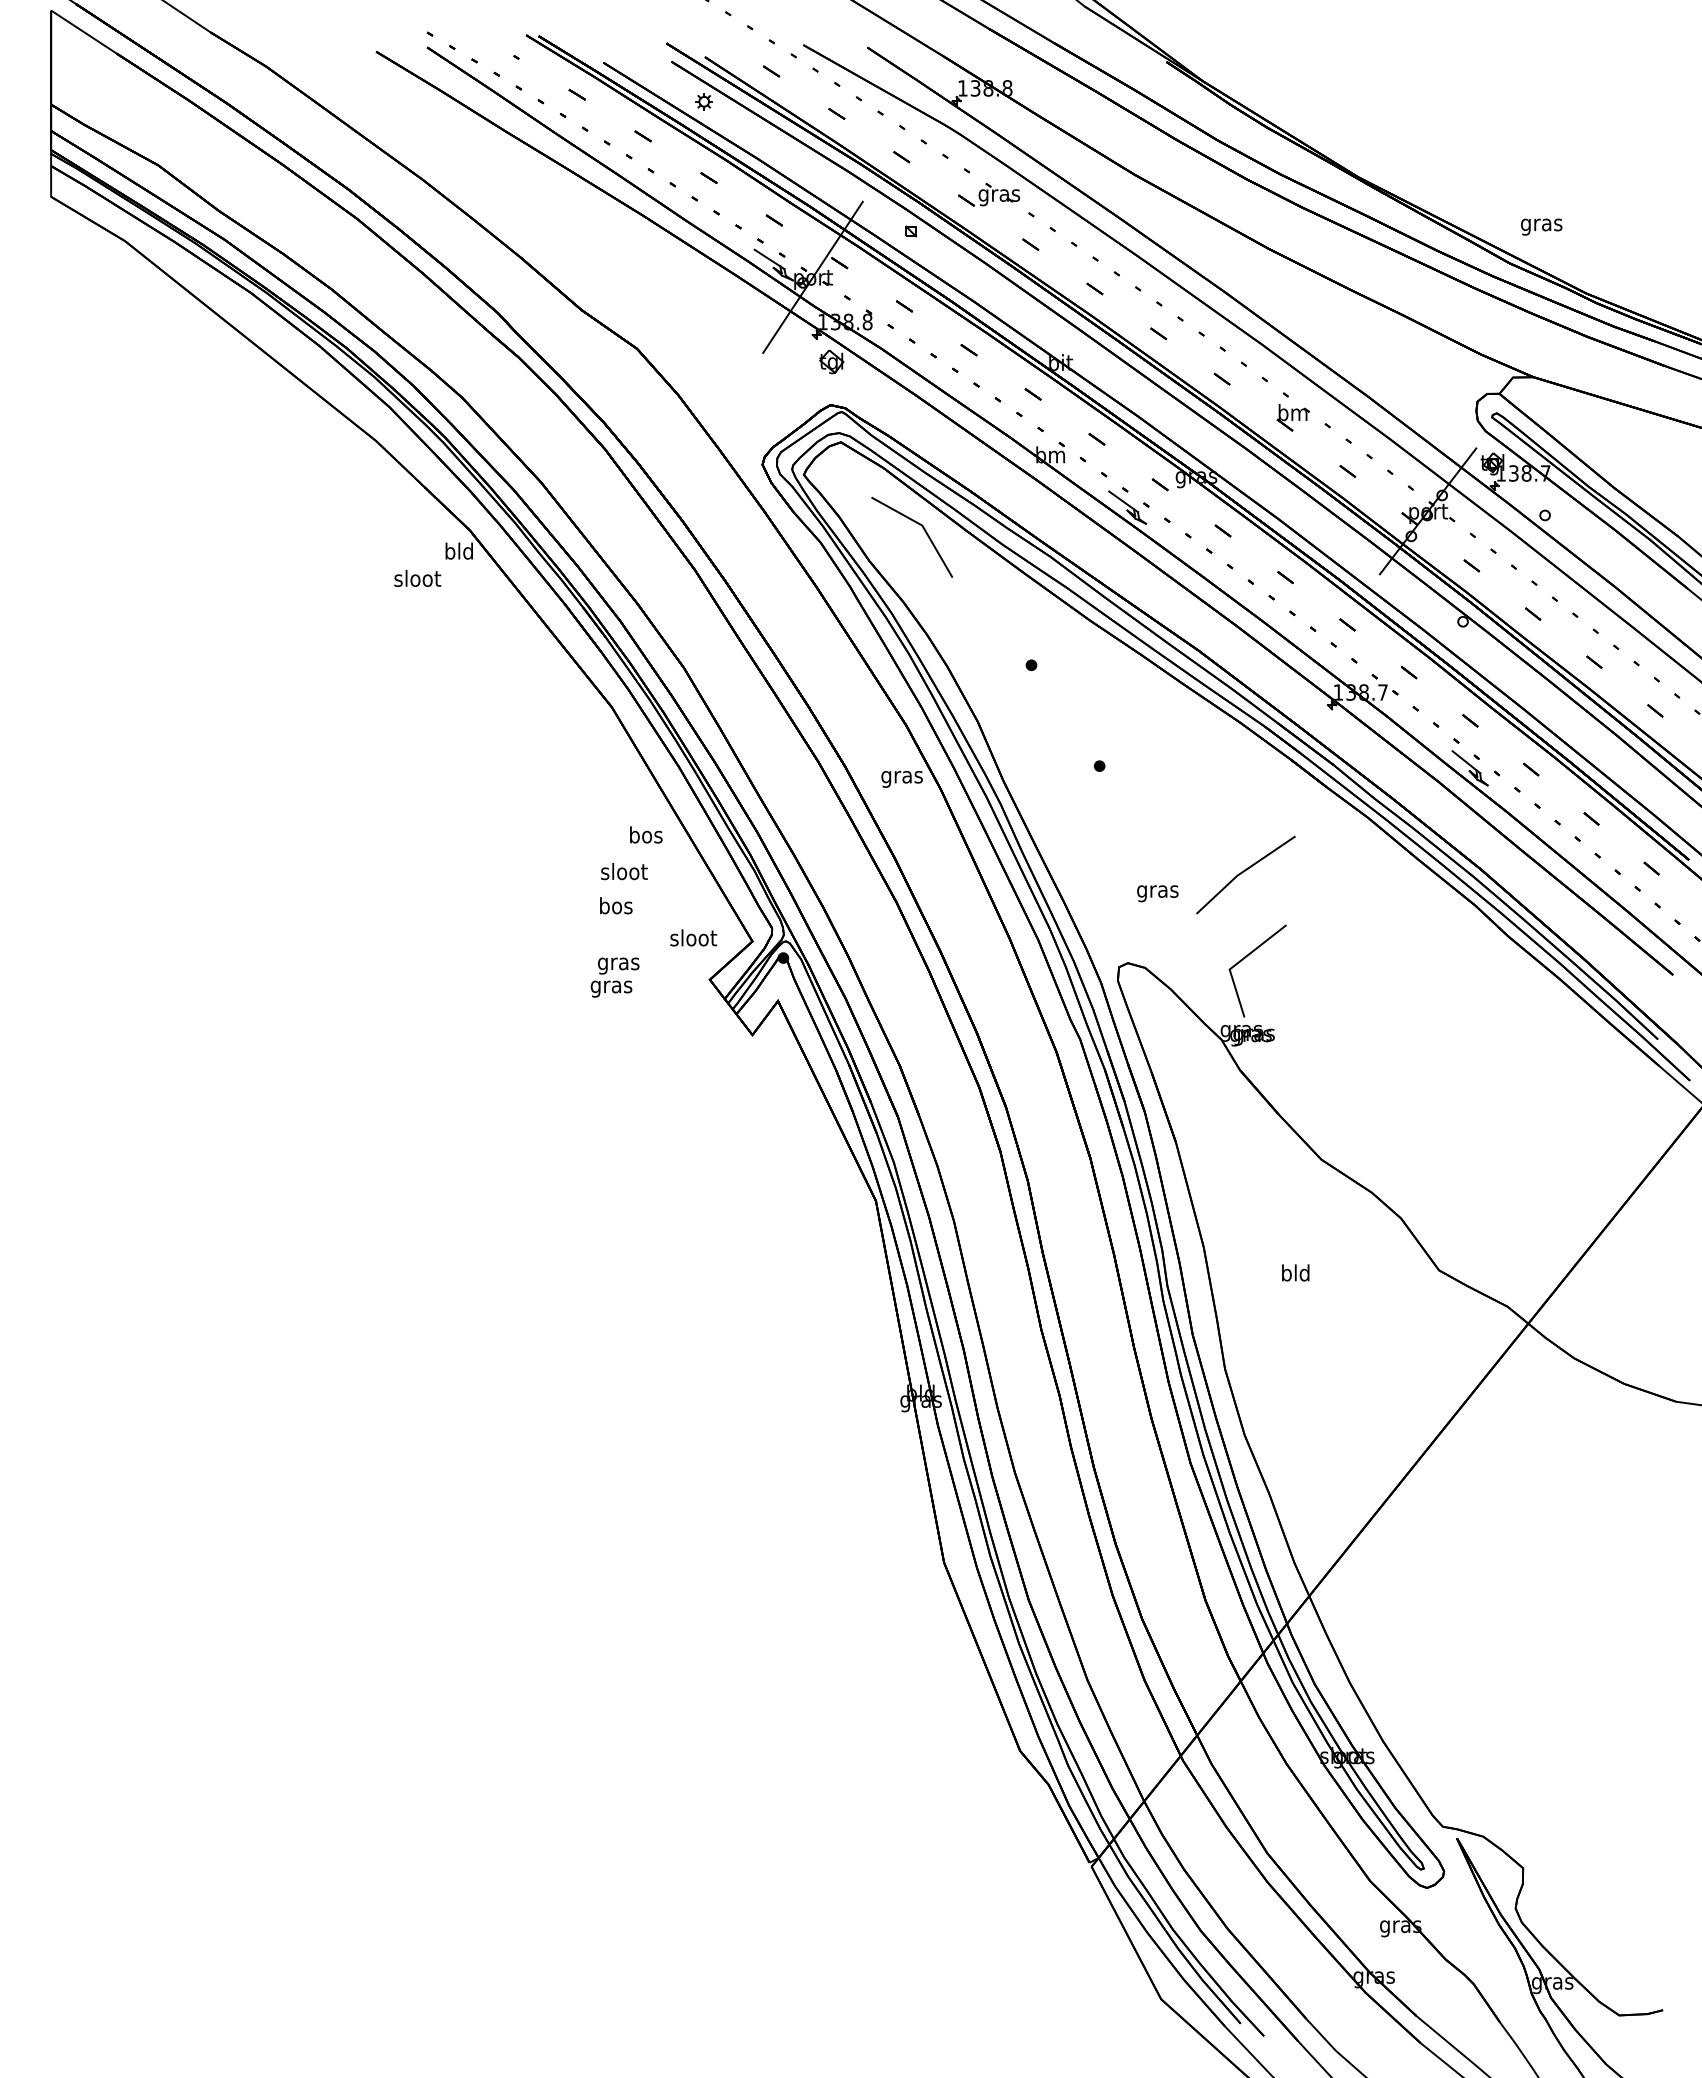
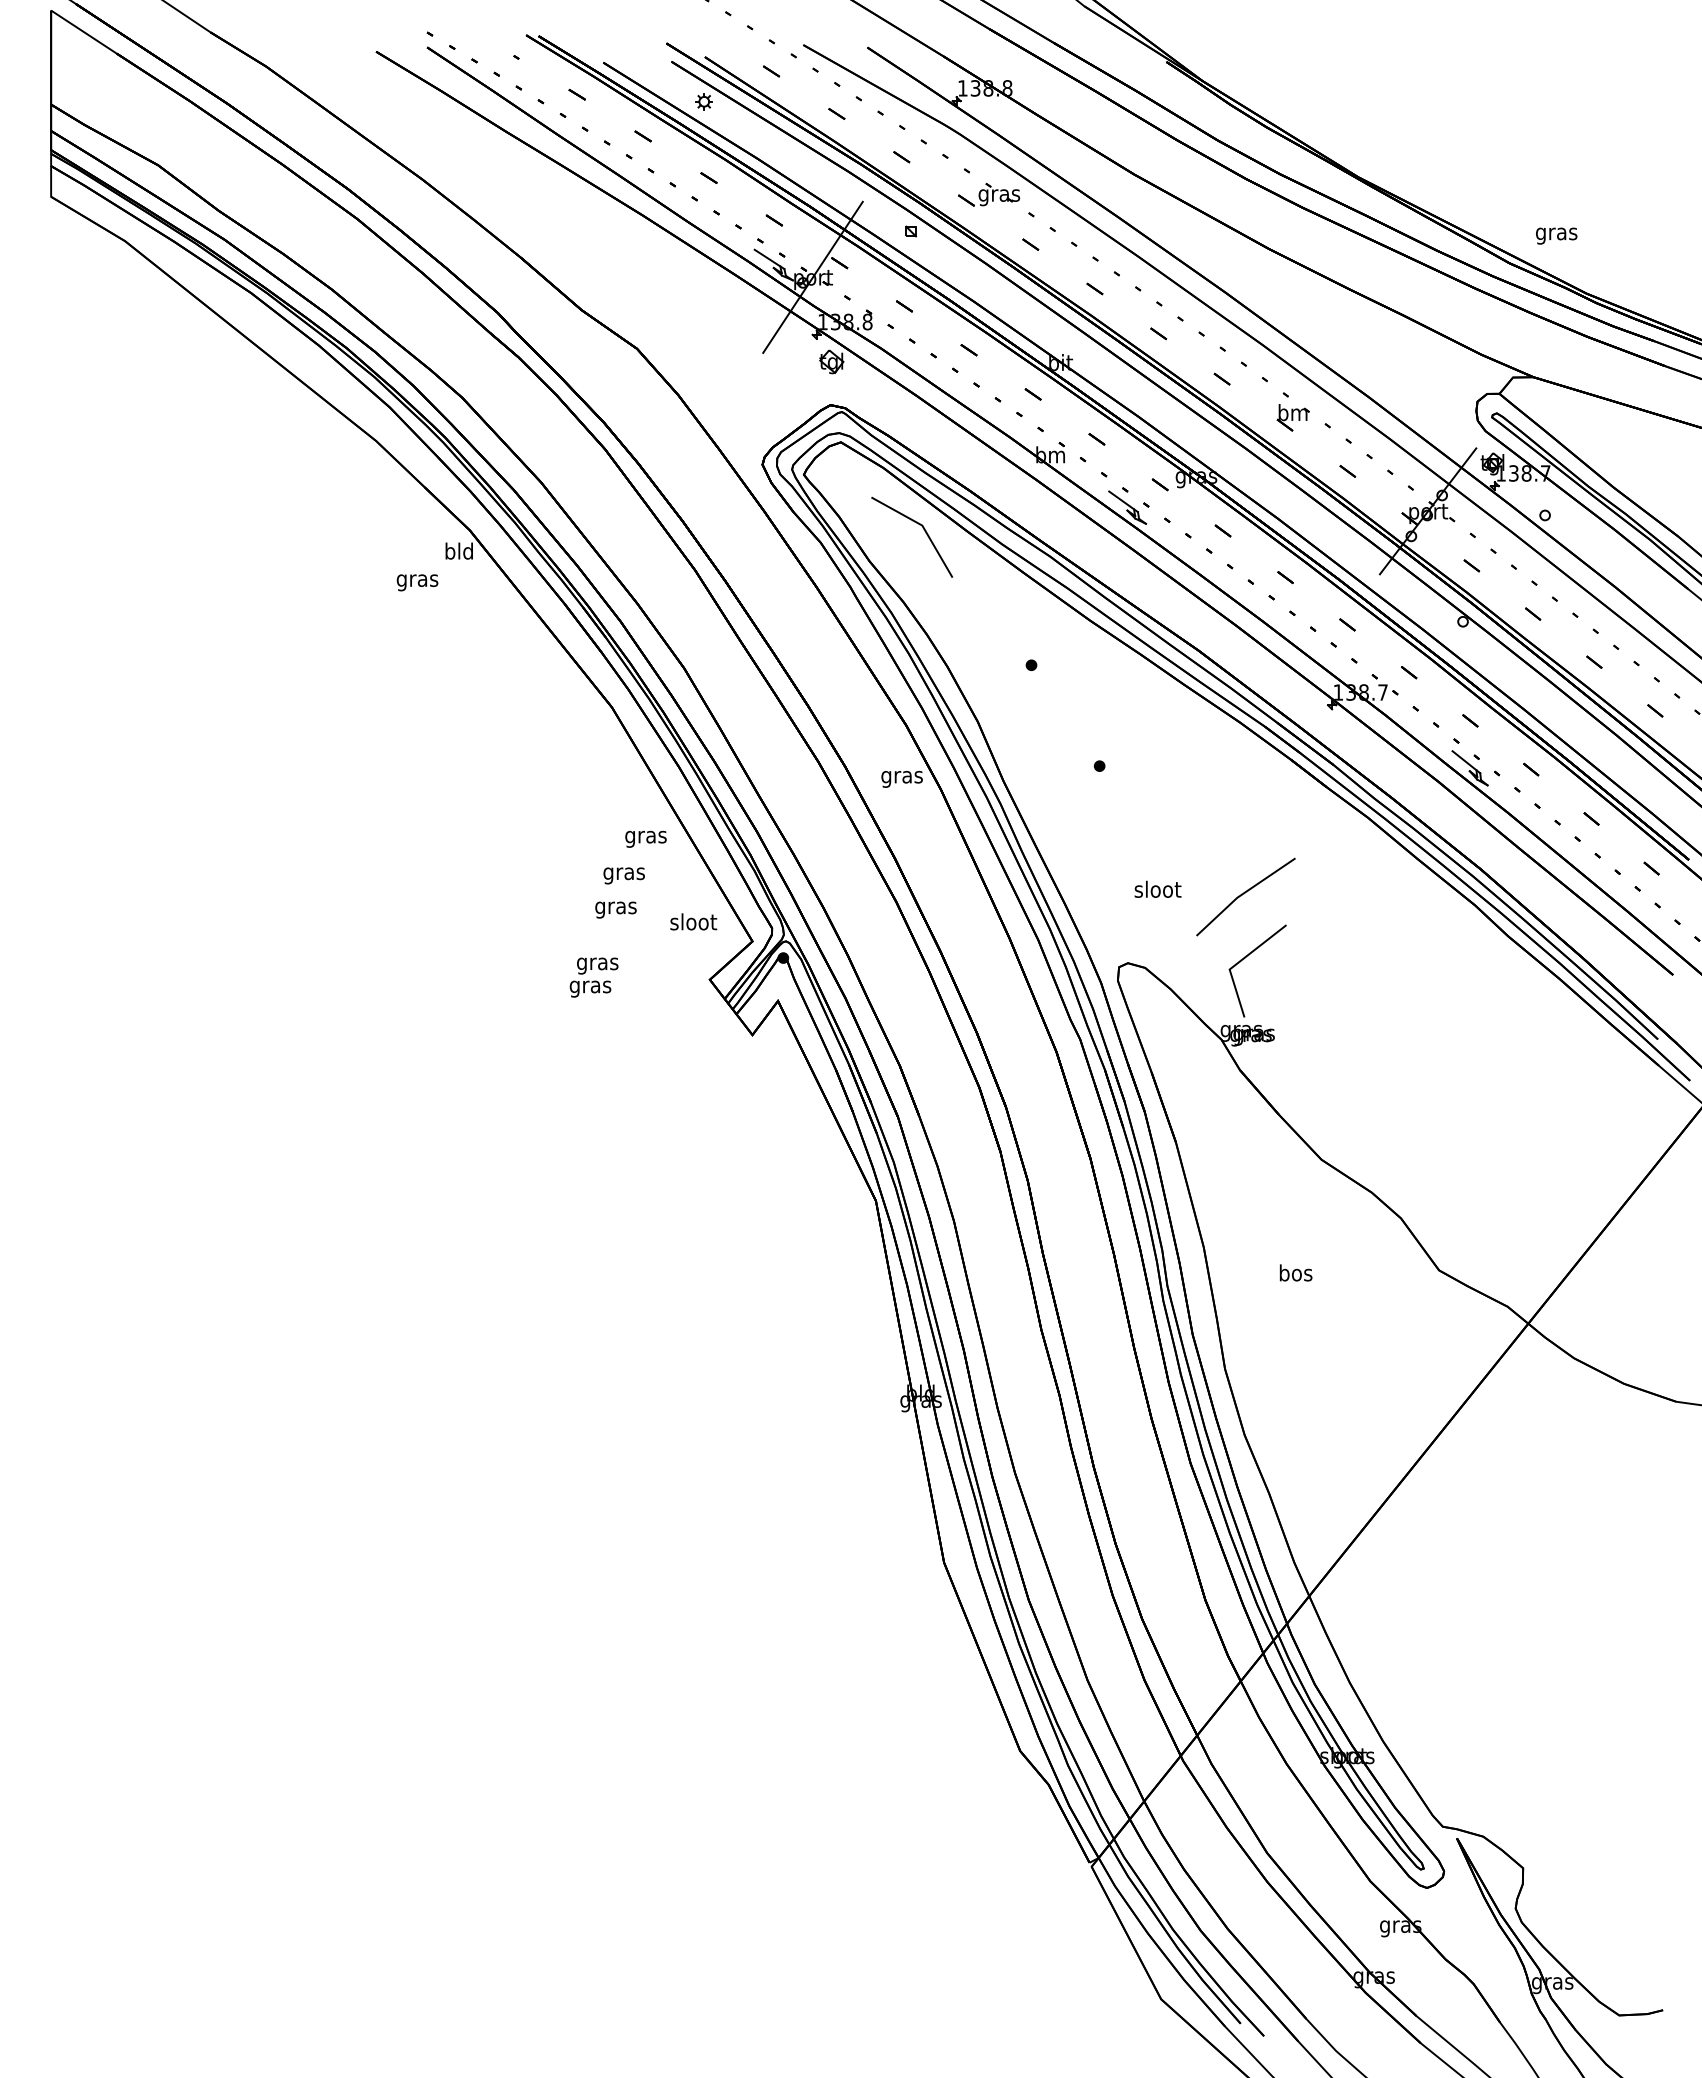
text position: (1541, 226) -> (1556, 235) (1556, 235)
text: sloot -> gras (417, 580)
text: bos -> gras (645, 836)
line position: (1244, 872) -> (1244, 894) (1244, 894)
text: sloot -> gras (624, 873)
text: gras -> sloot (1157, 891)
text: bos -> gras (615, 907)
text position: (693, 937) -> (693, 921) (693, 921)
text position: (614, 977) -> (593, 977) (593, 977)
text: bld -> bos (1295, 1272)
